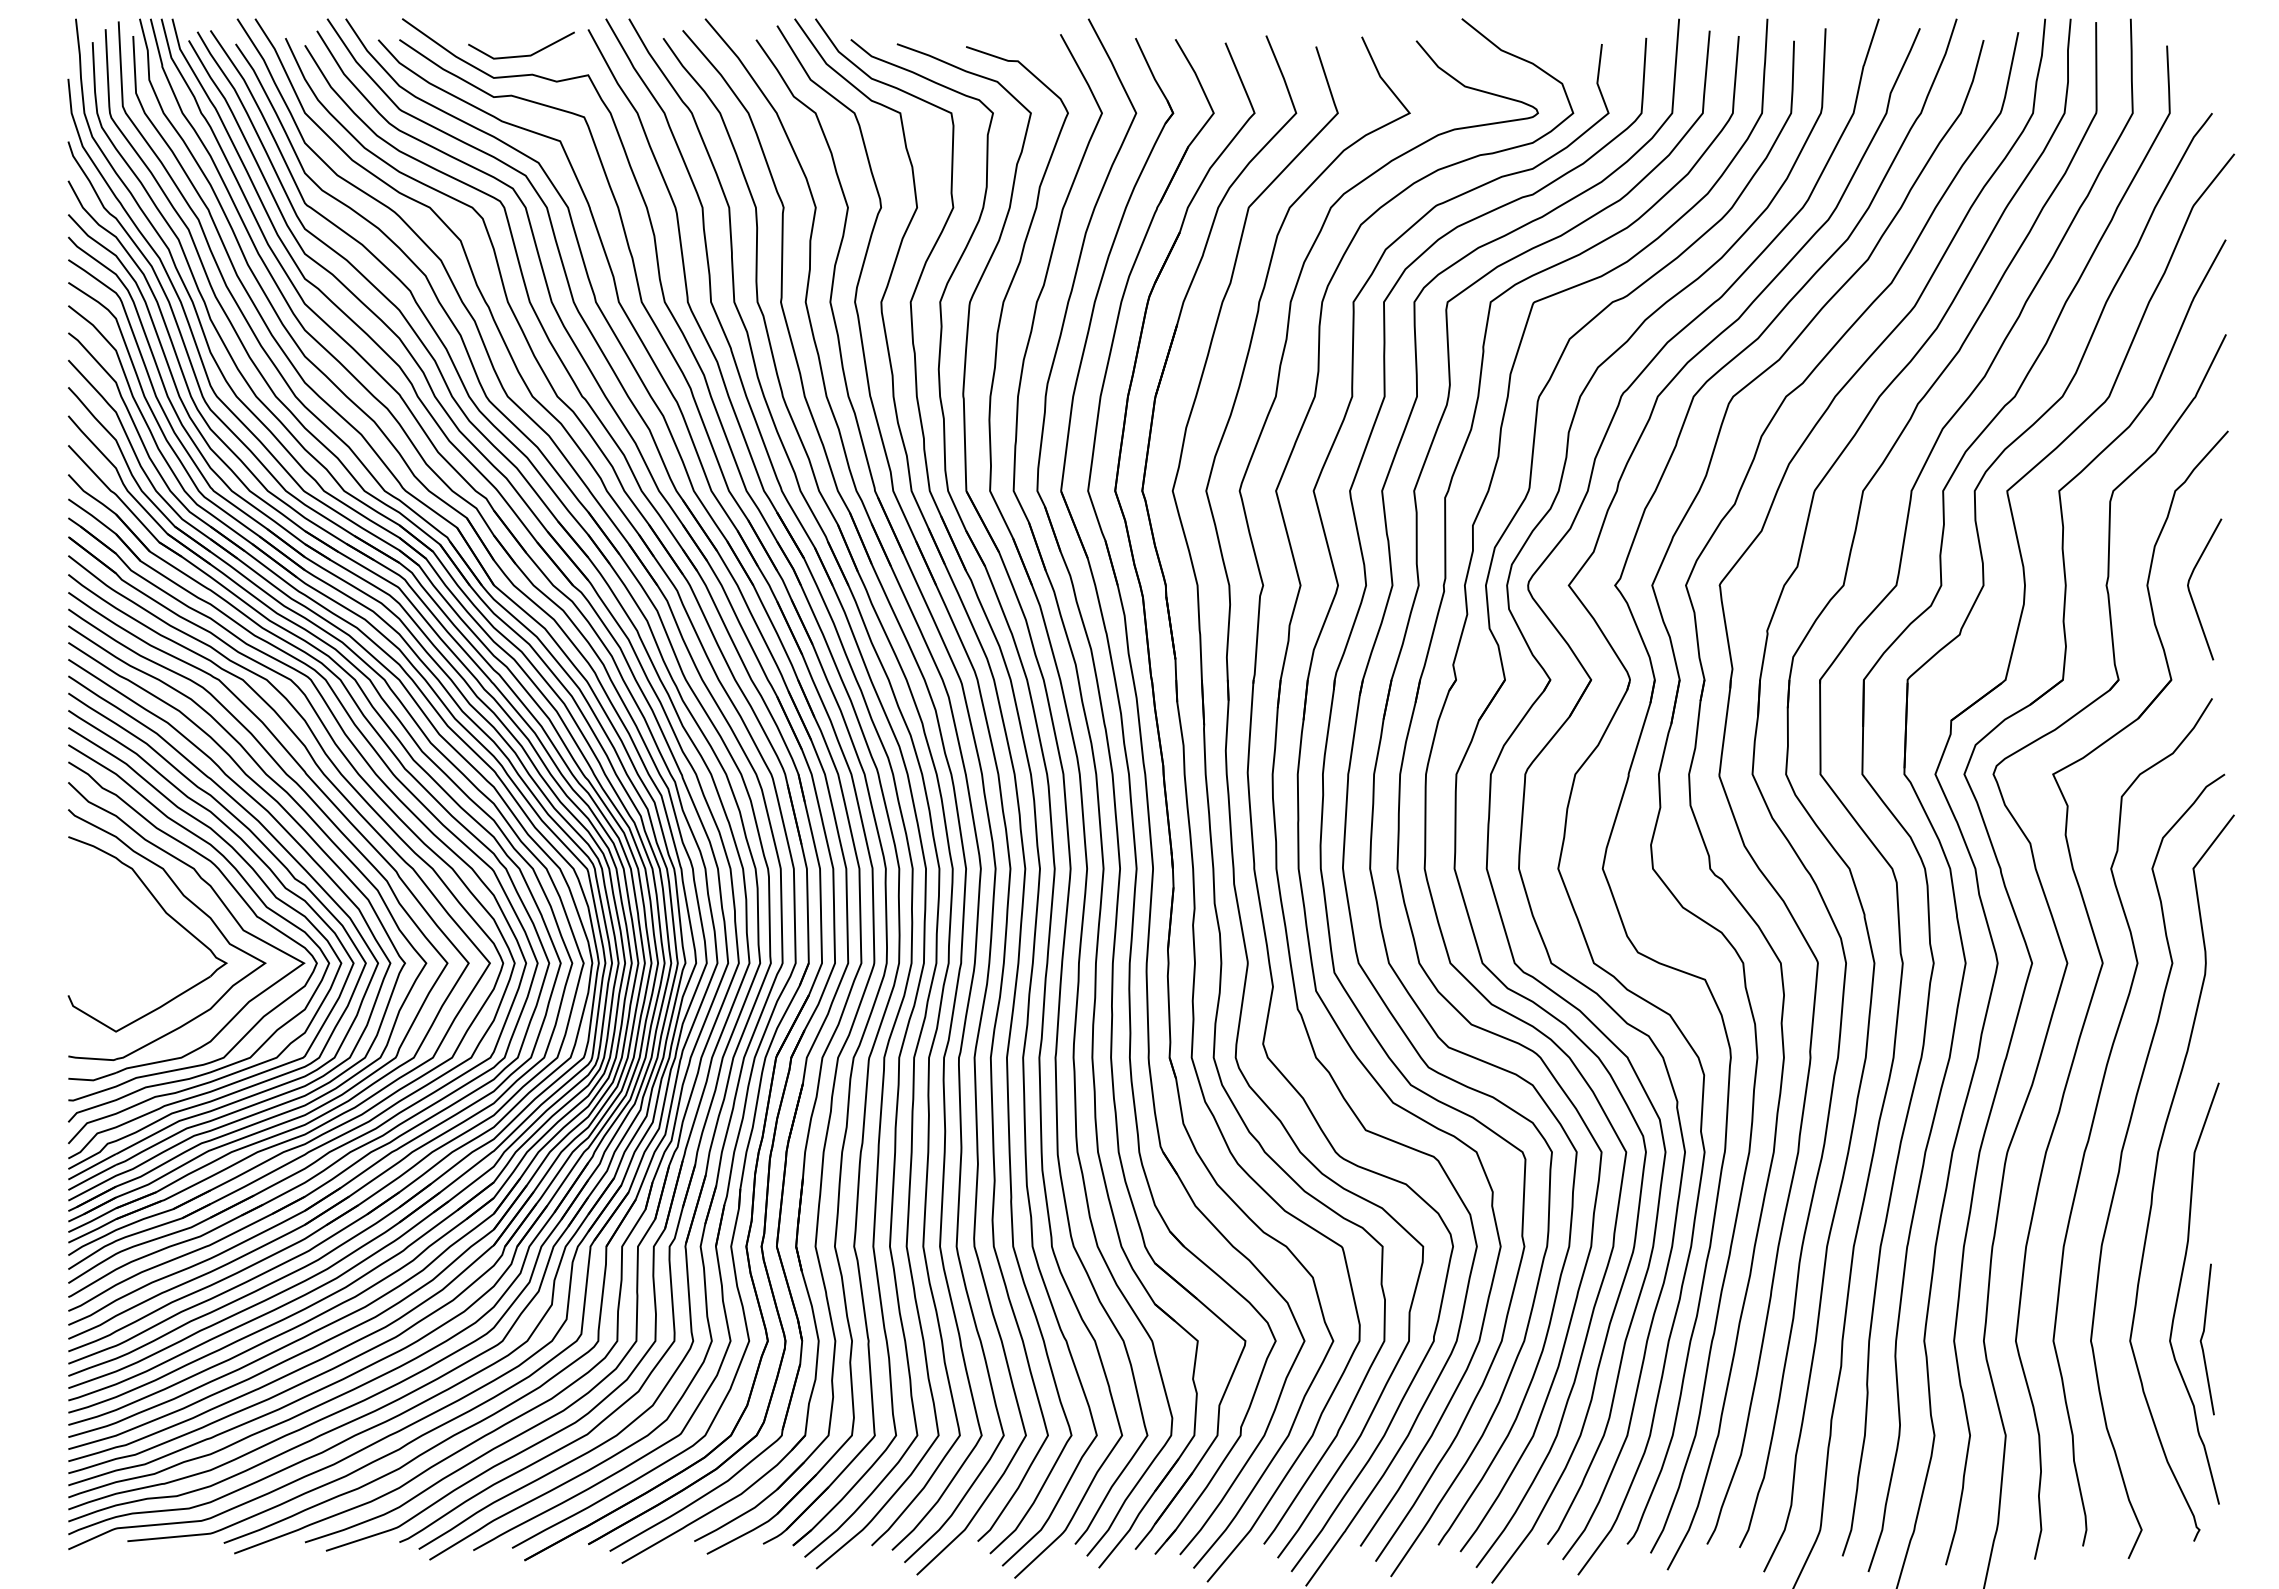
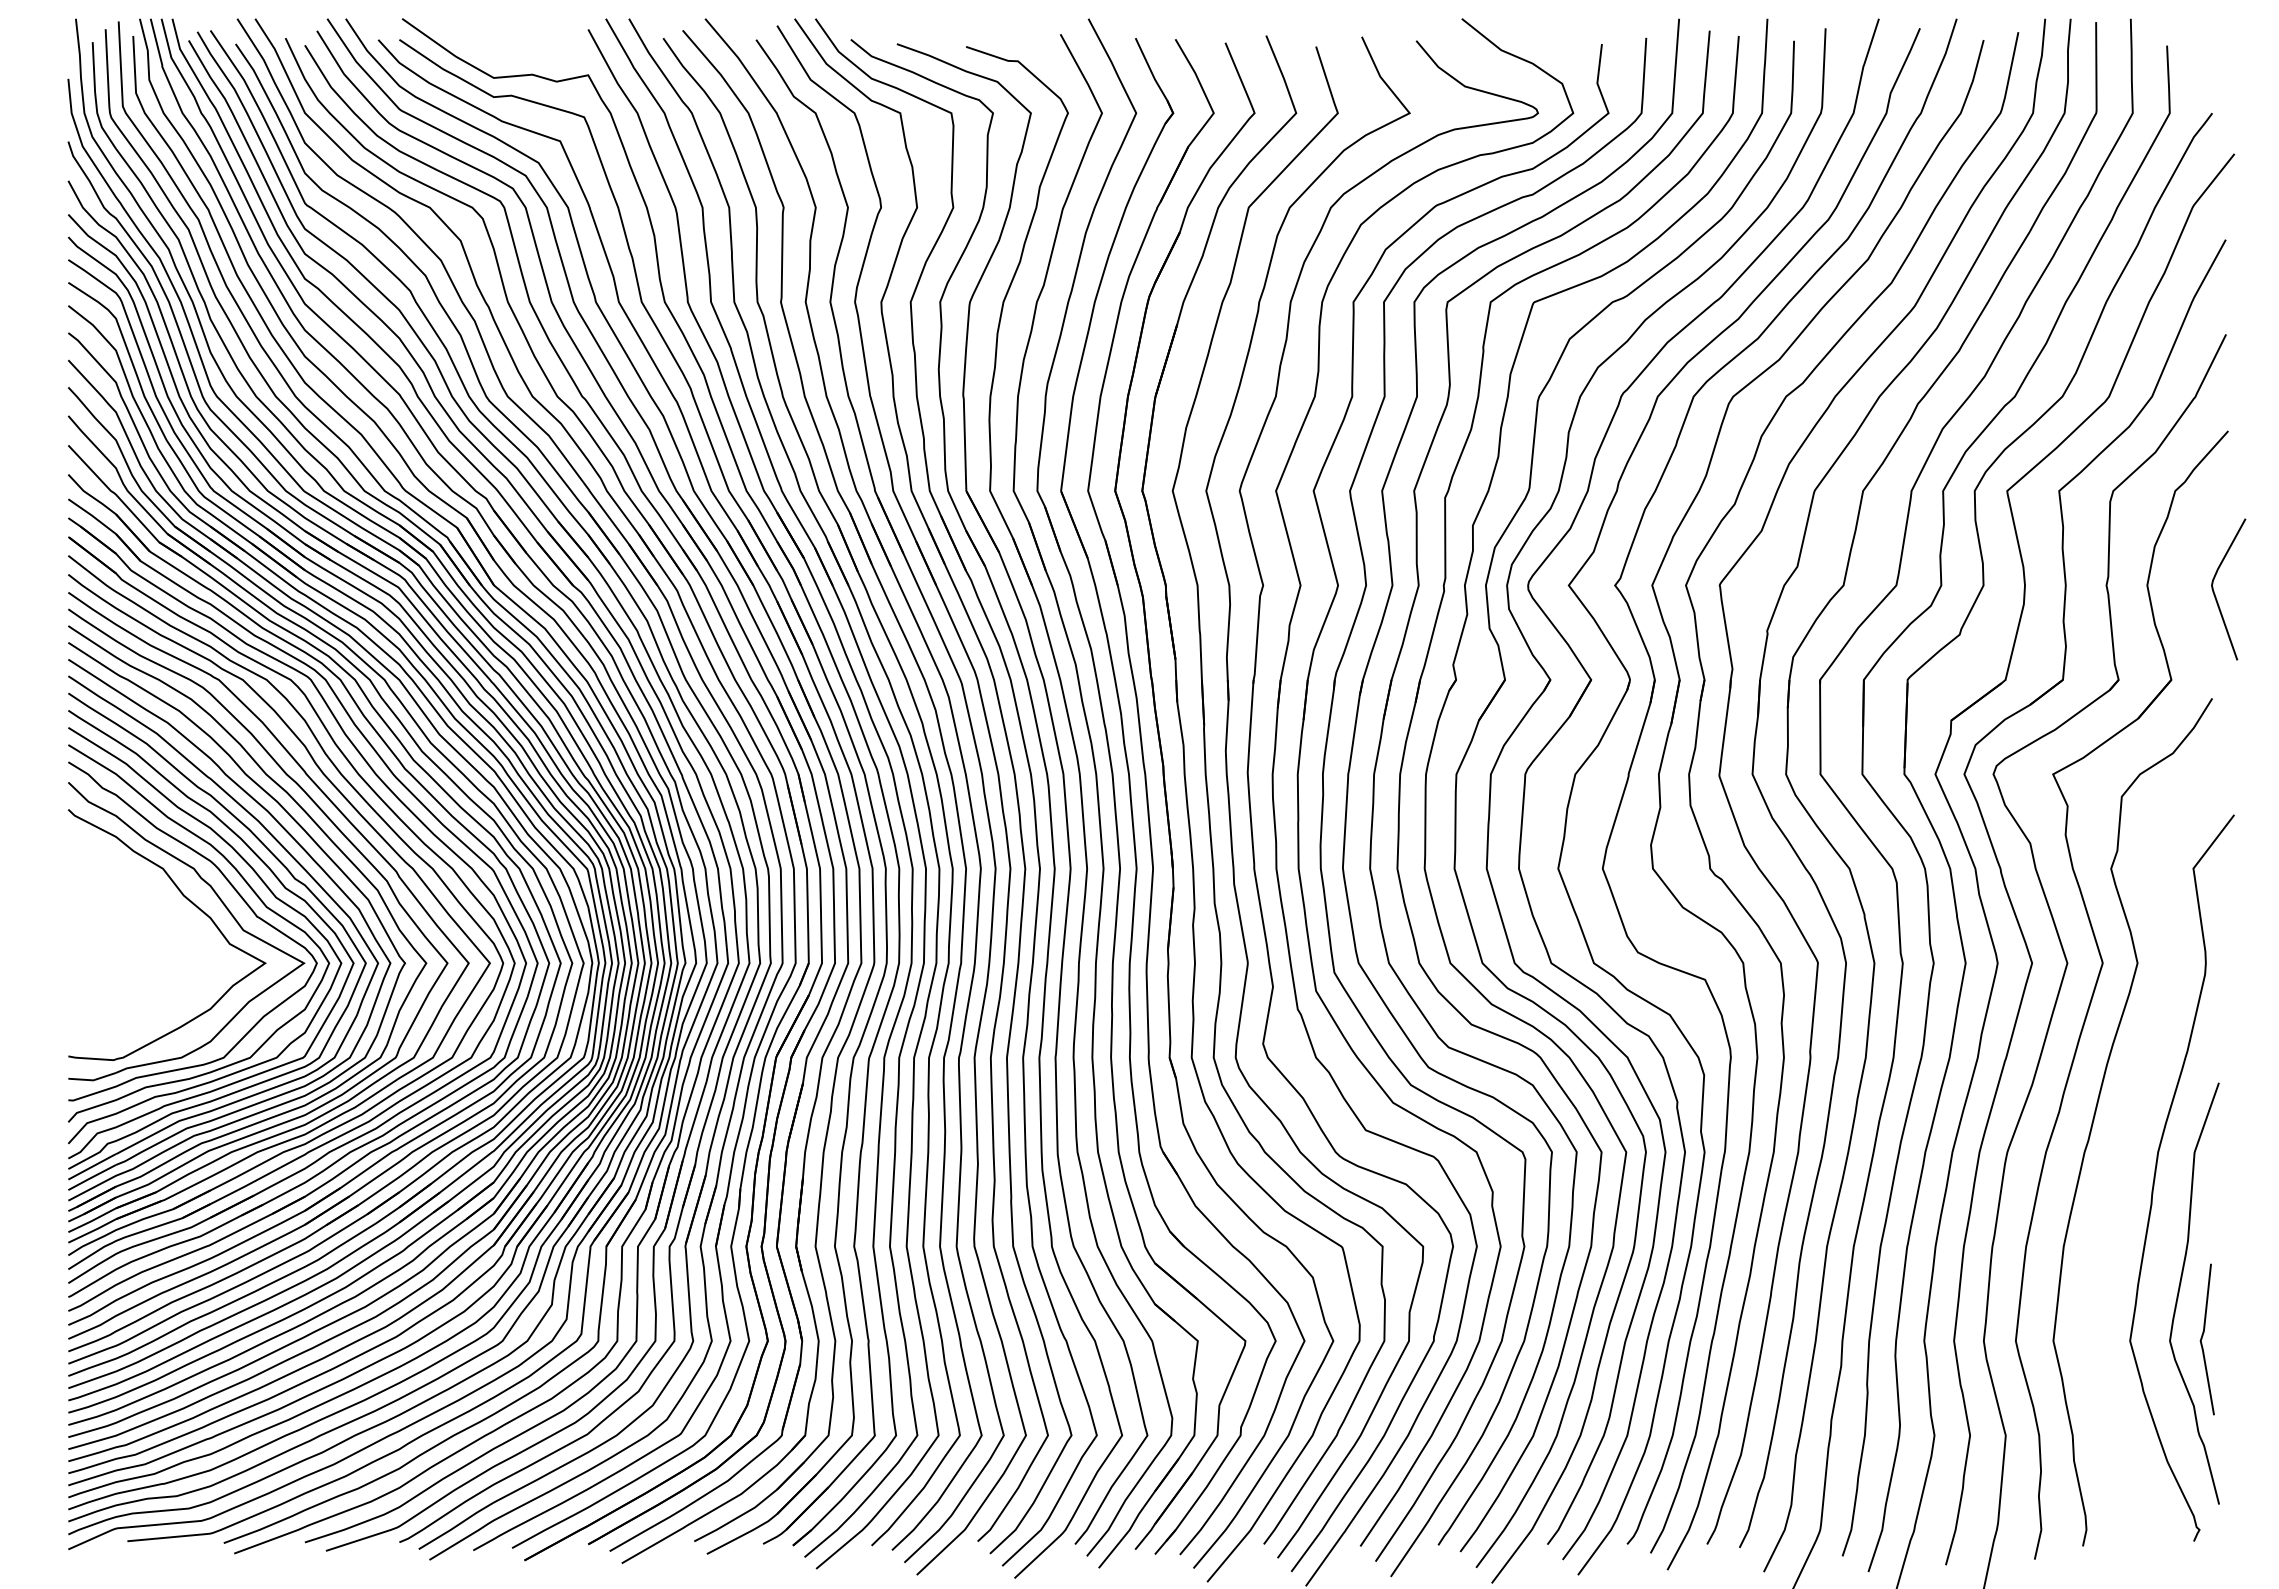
line: present -> none (521, 55)
curve position: (2192, 596) -> (2216, 596) (2216, 596)
part: present -> none (166, 914)
curve: present -> none (2121, 1162)
